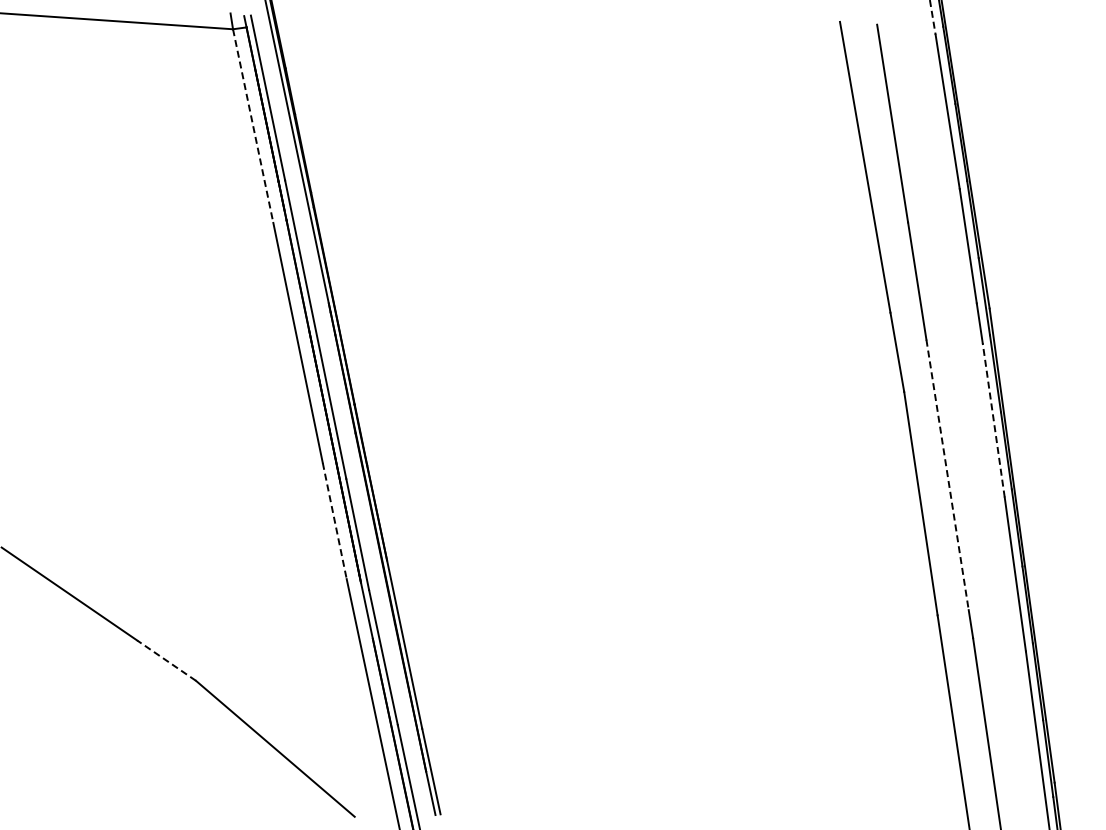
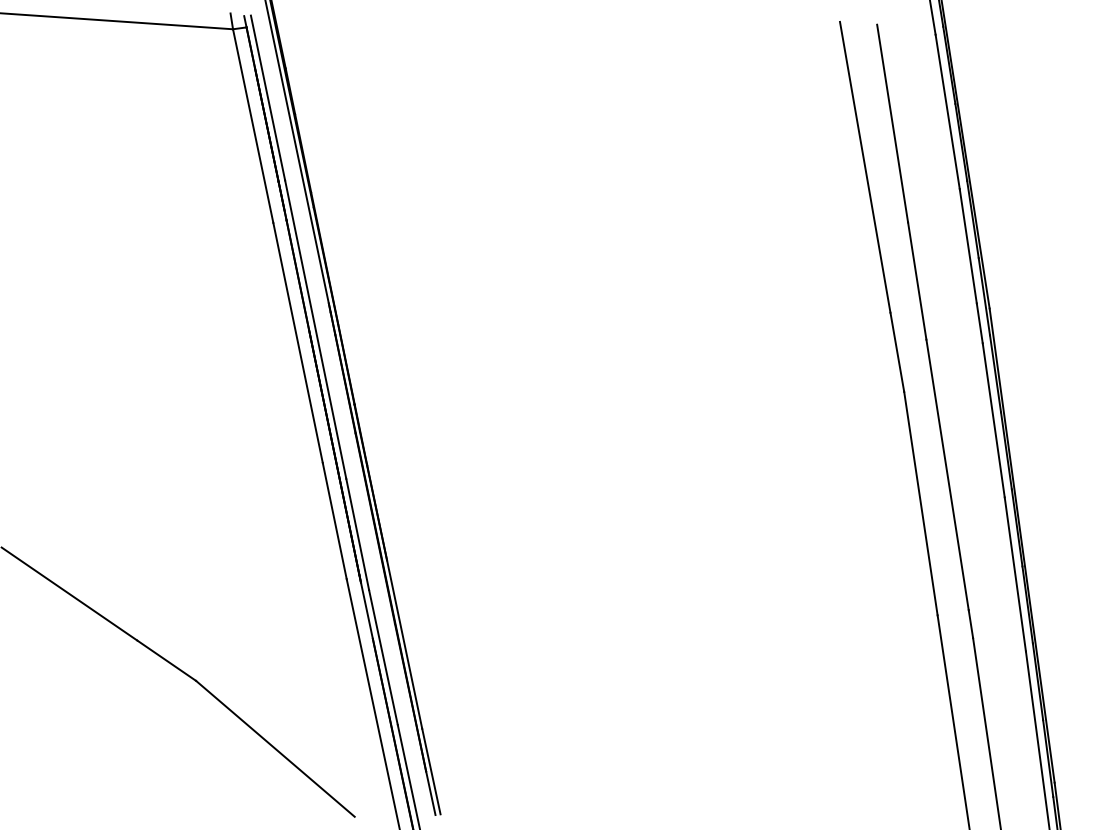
line: dashed -> solid (932, 18)
line: dashed -> solid (253, 126)
line: dashed -> solid (993, 420)
line: dashed -> solid (947, 474)
line: dashed -> solid (334, 521)
line: dashed -> solid (166, 660)
